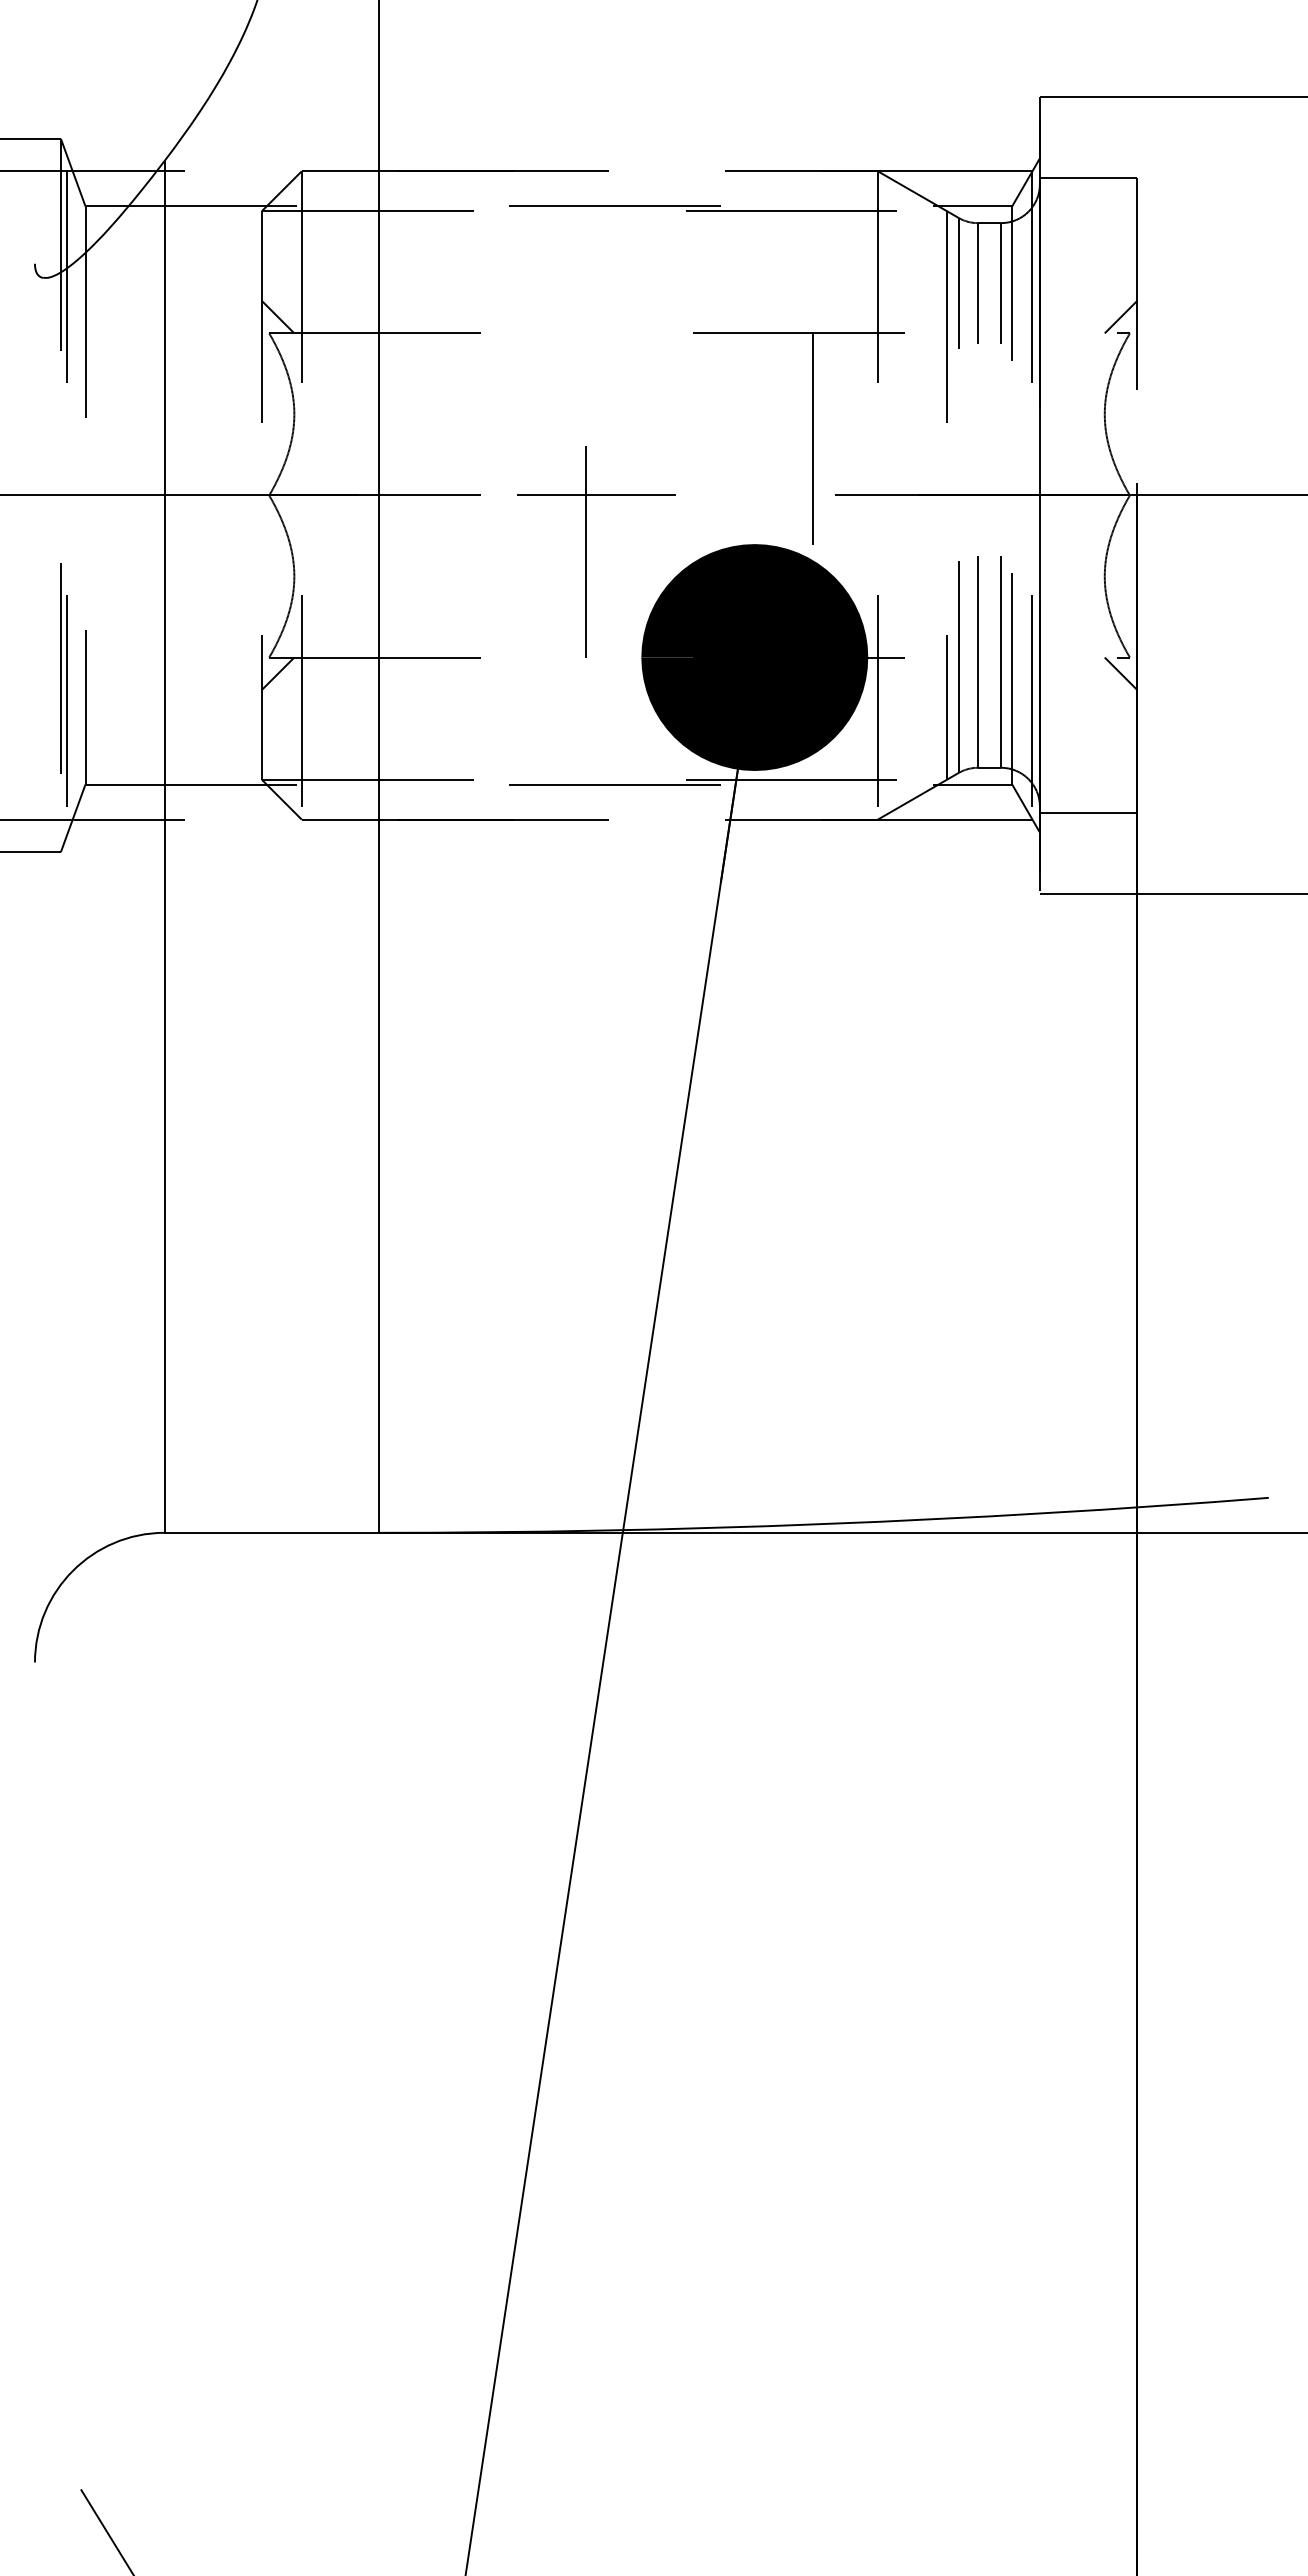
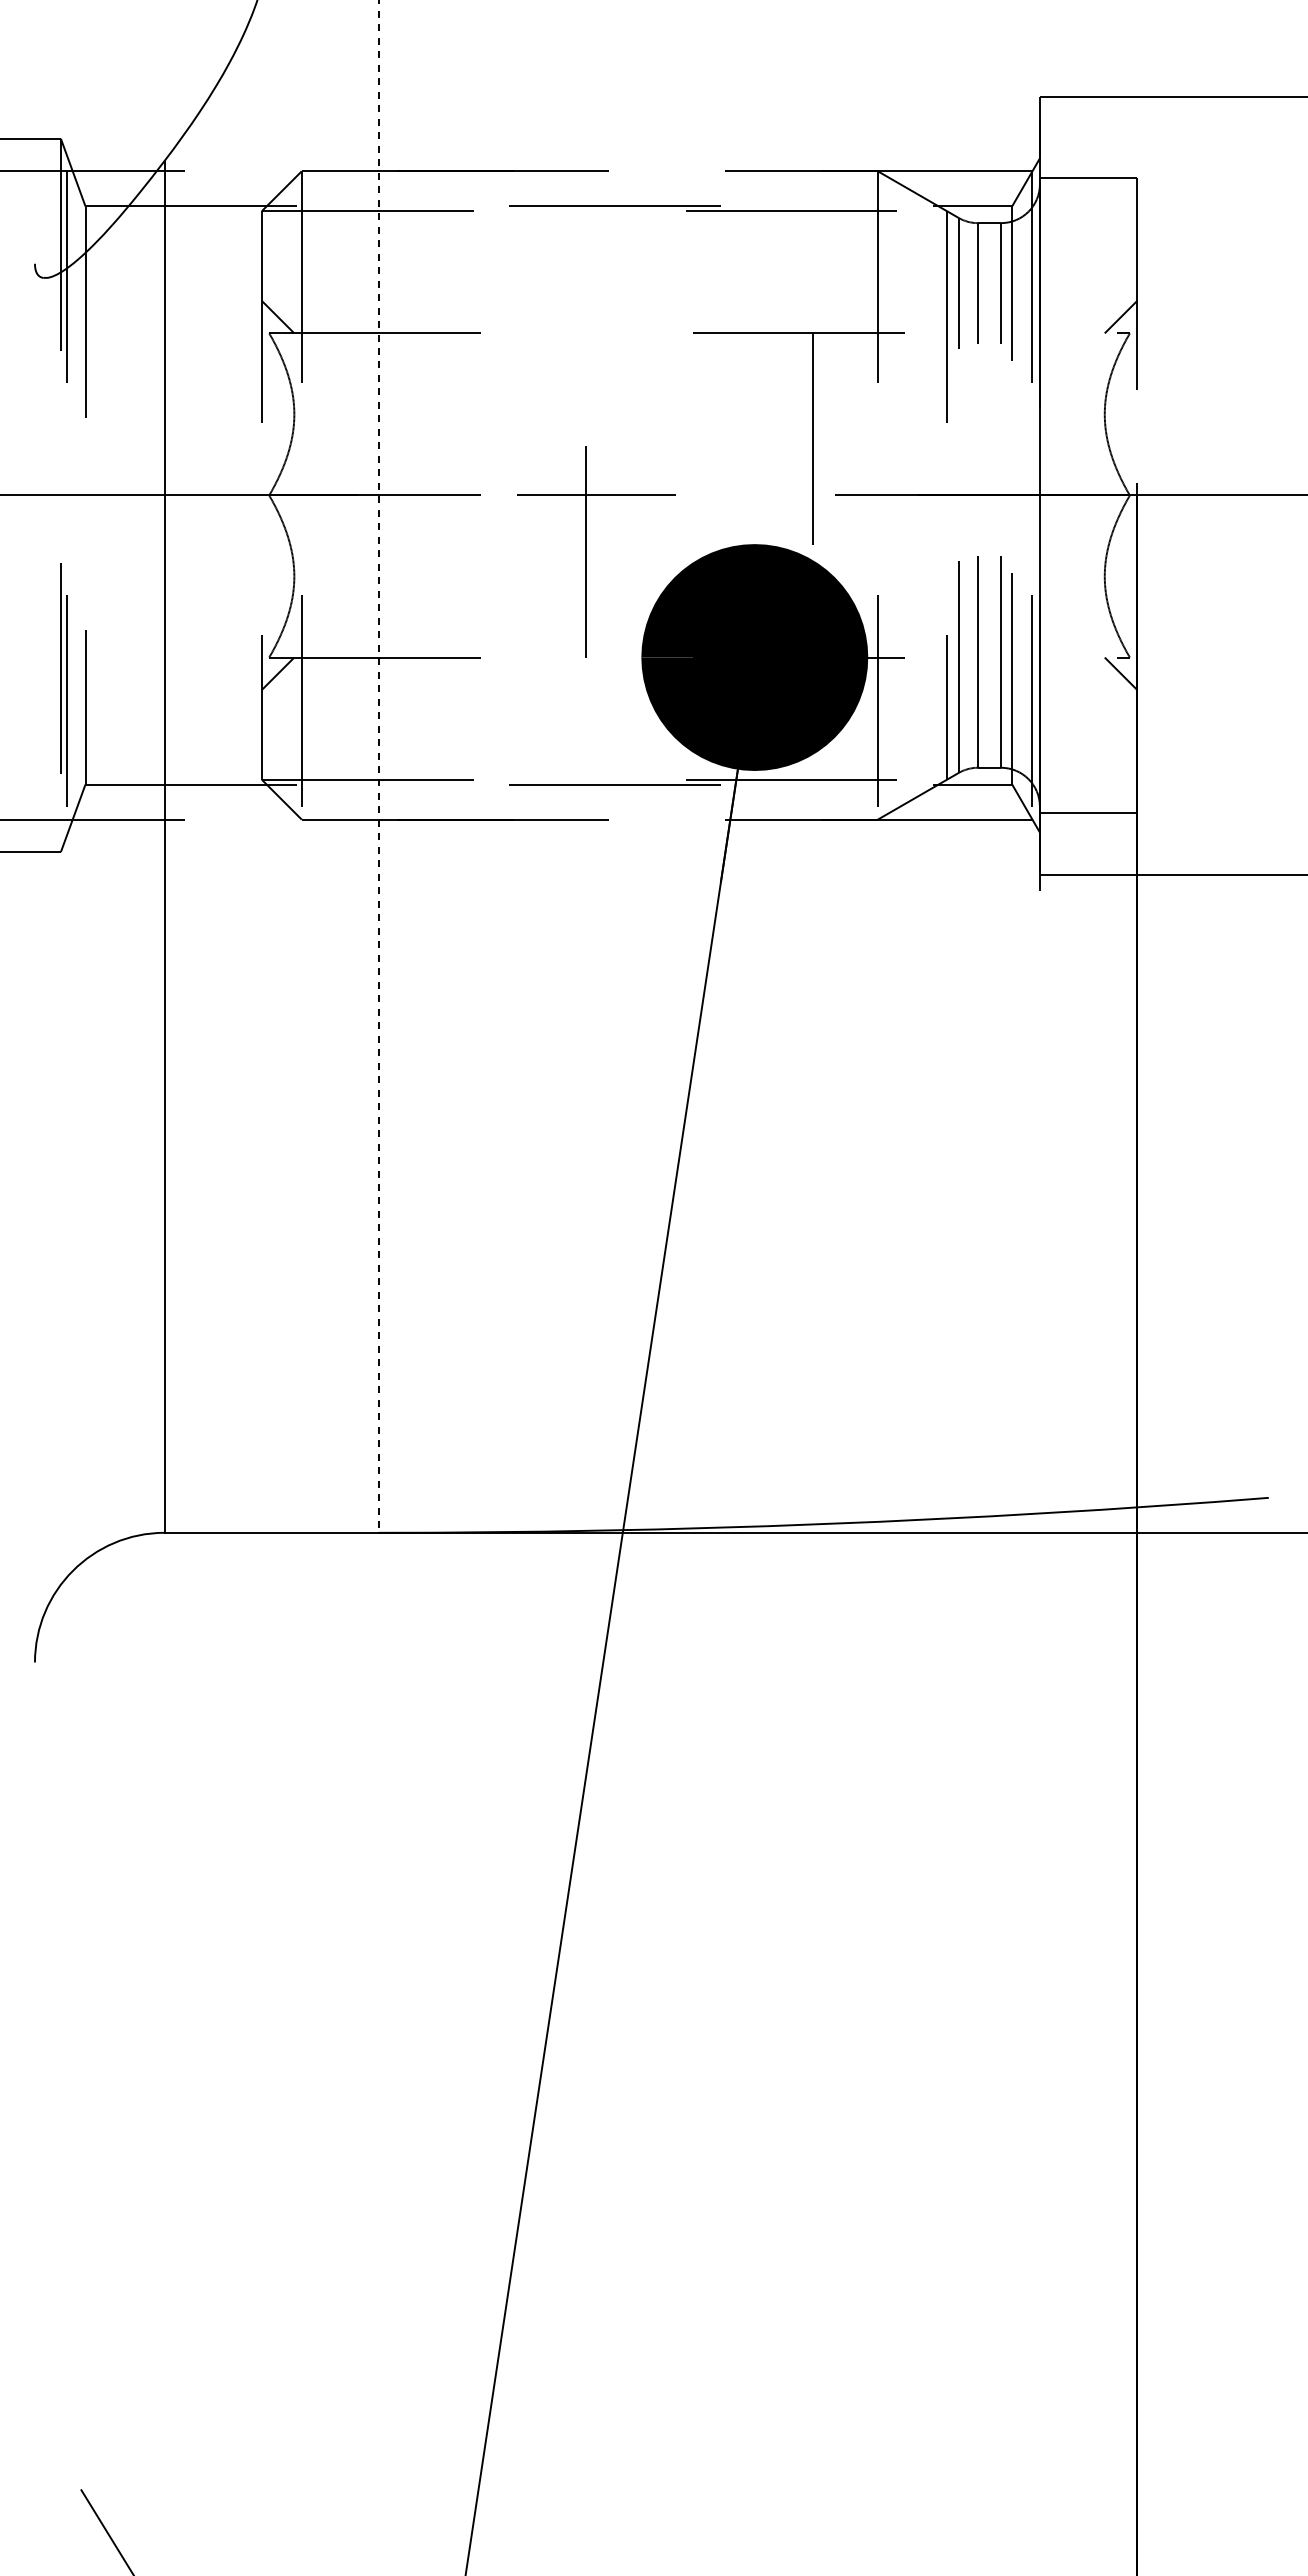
line: solid -> dashed (378, 766)
line position: (1171, 894) -> (1171, 875) (1171, 875)
